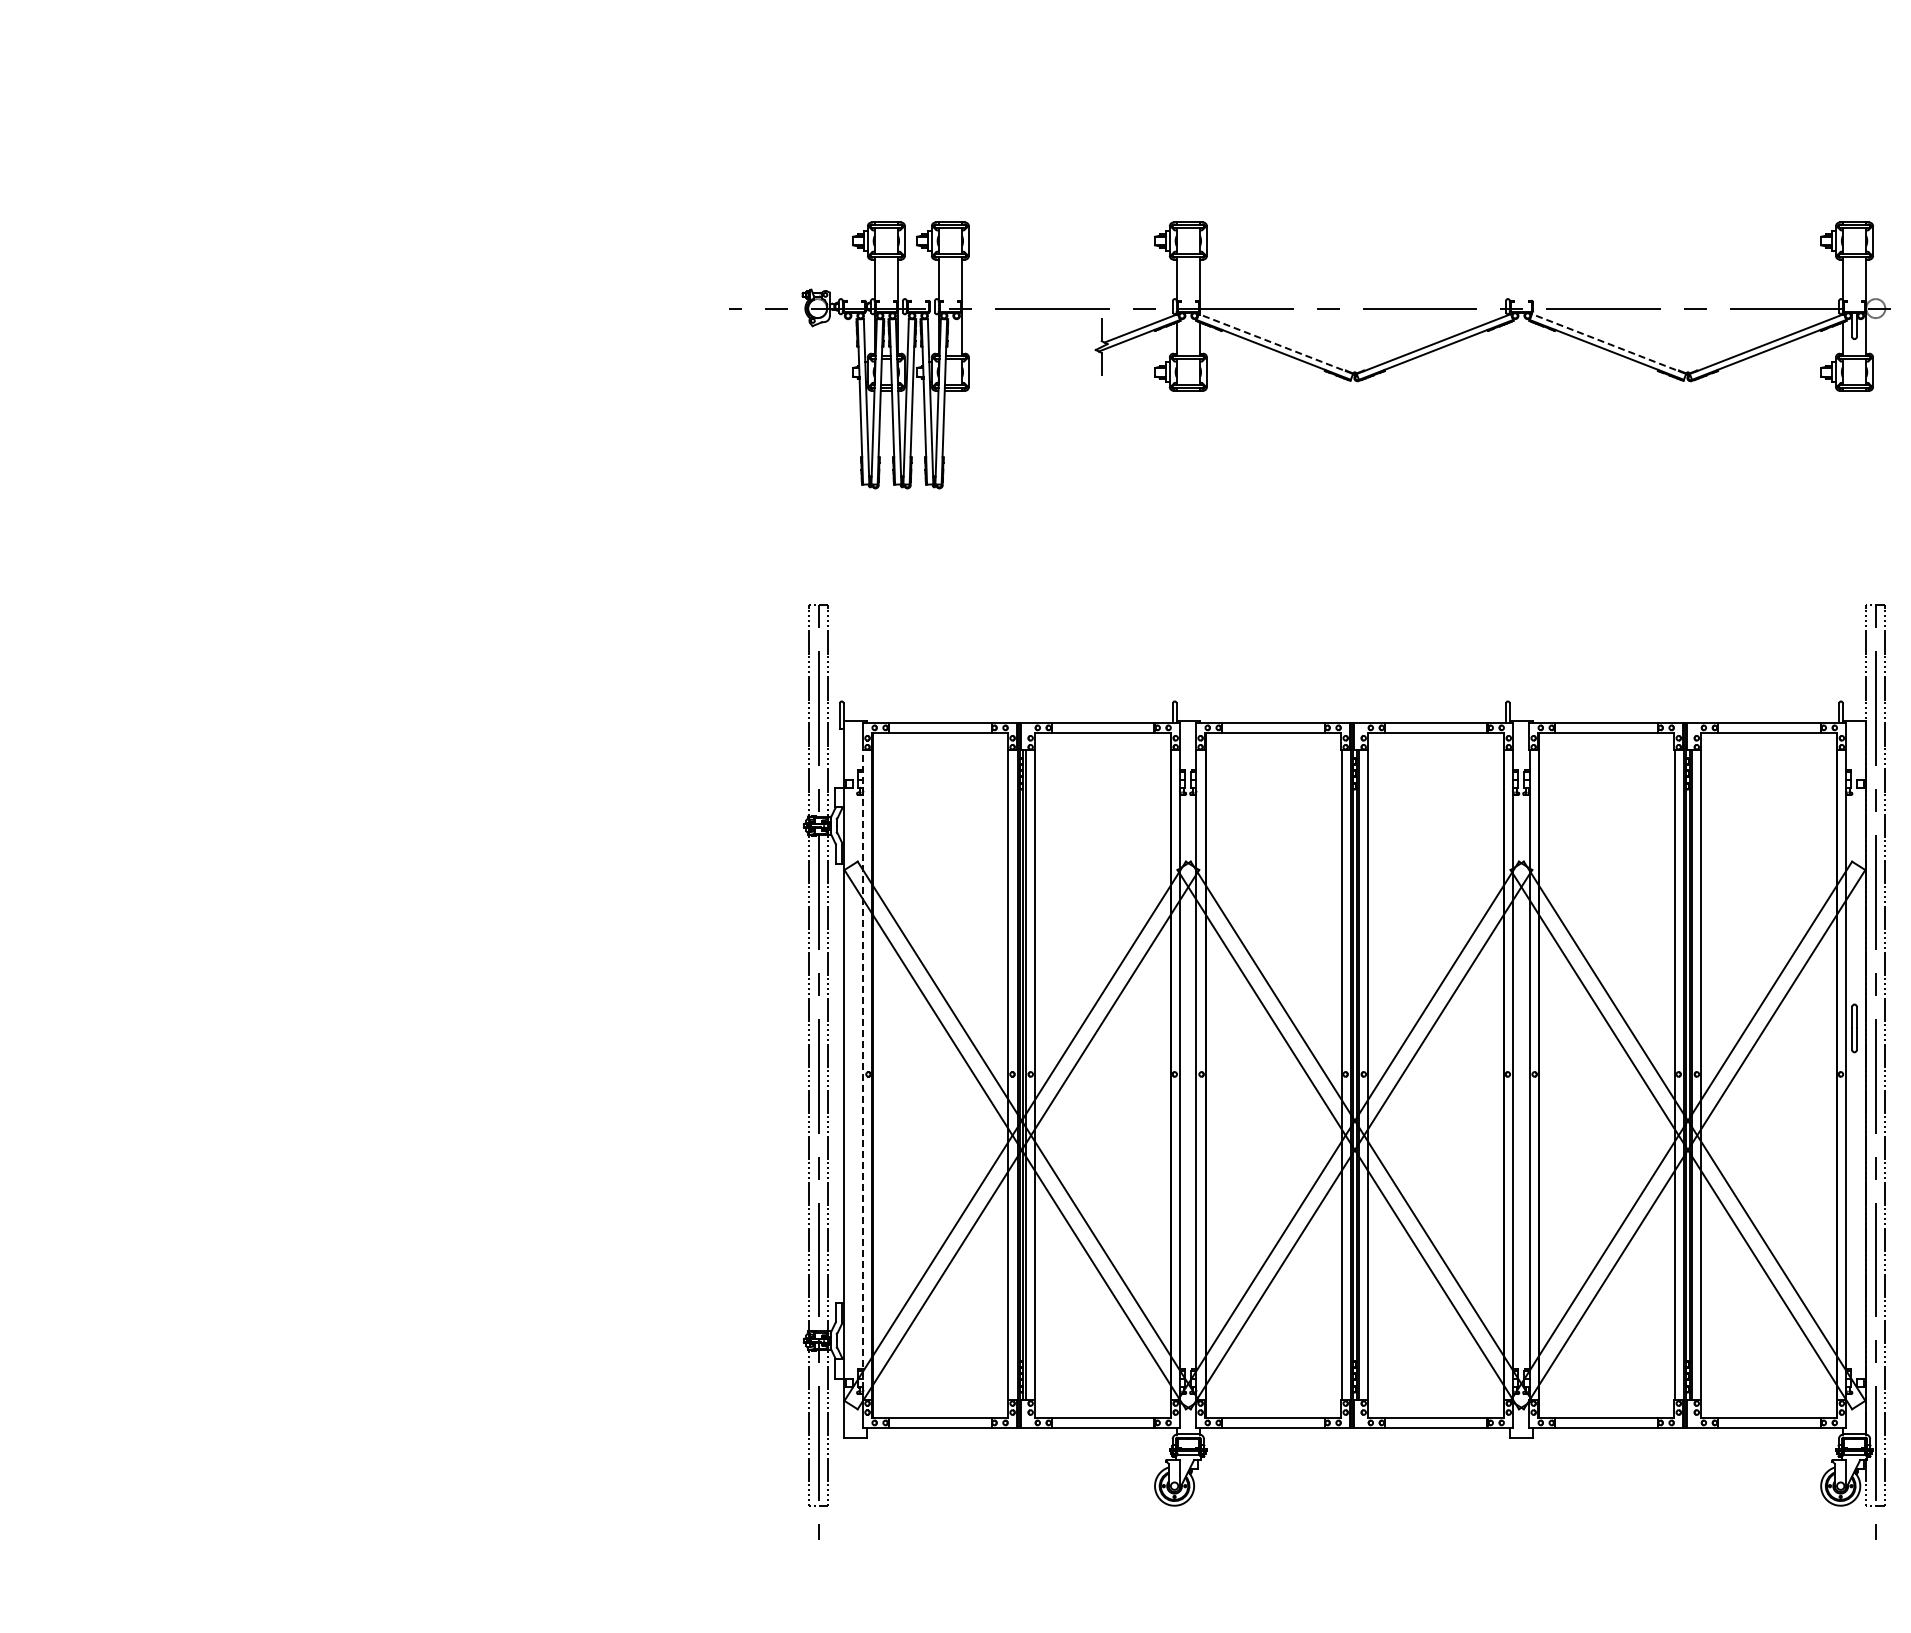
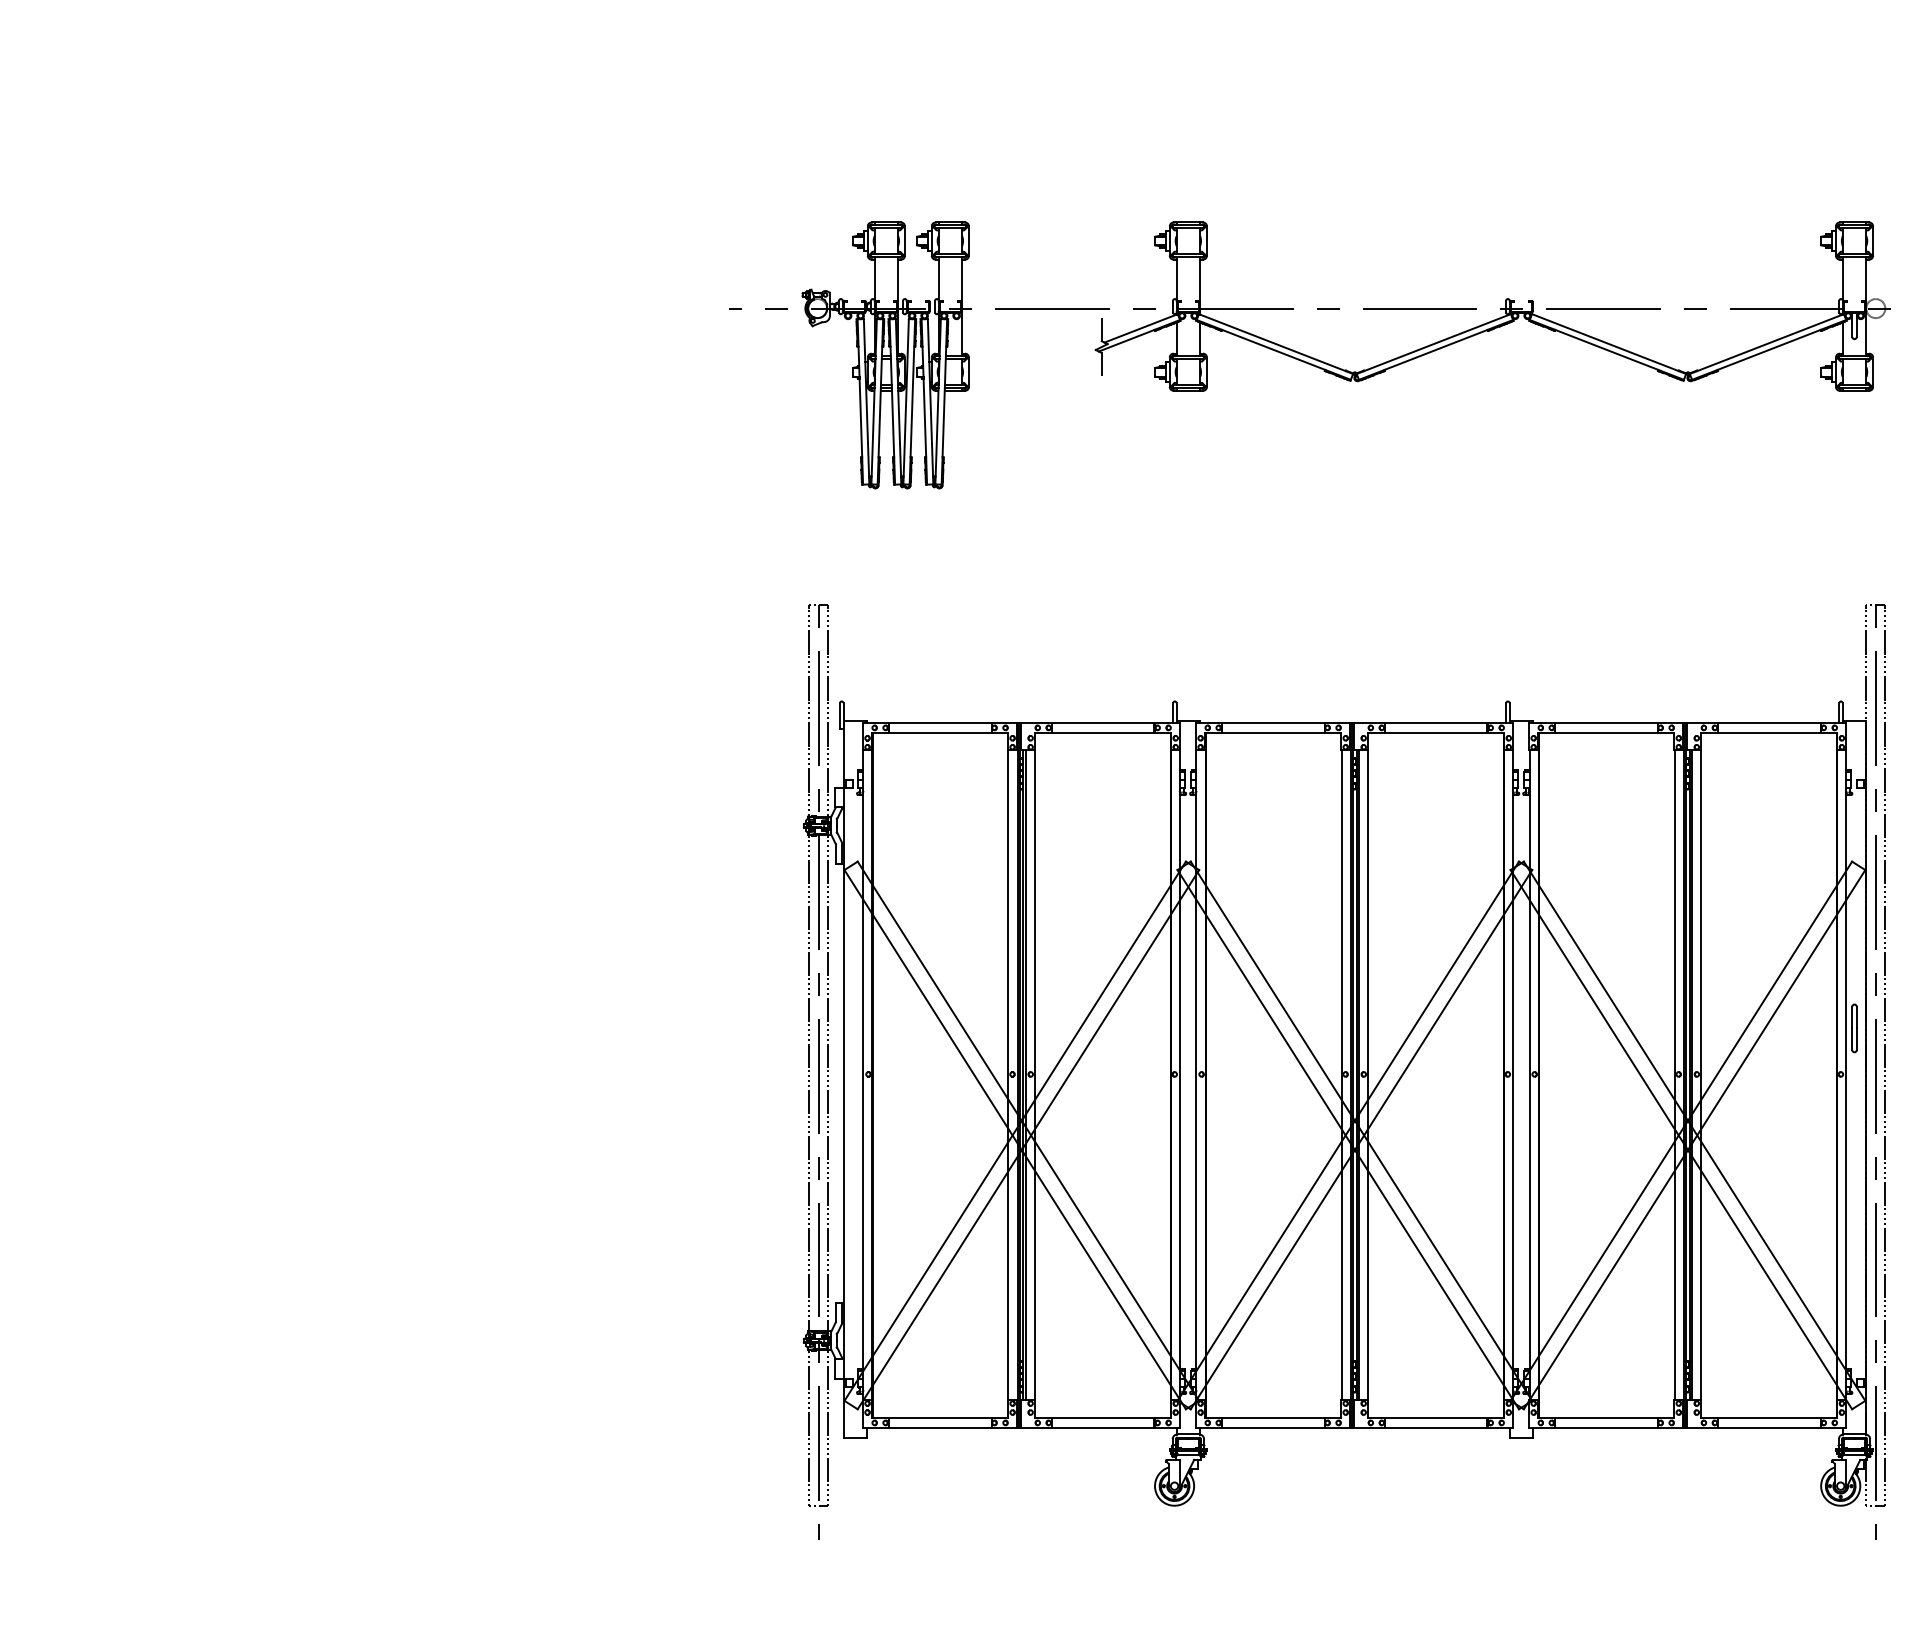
line: dashed -> solid (1275, 344)
line: dashed -> solid (1609, 344)
line: dashed -> solid (863, 1074)
